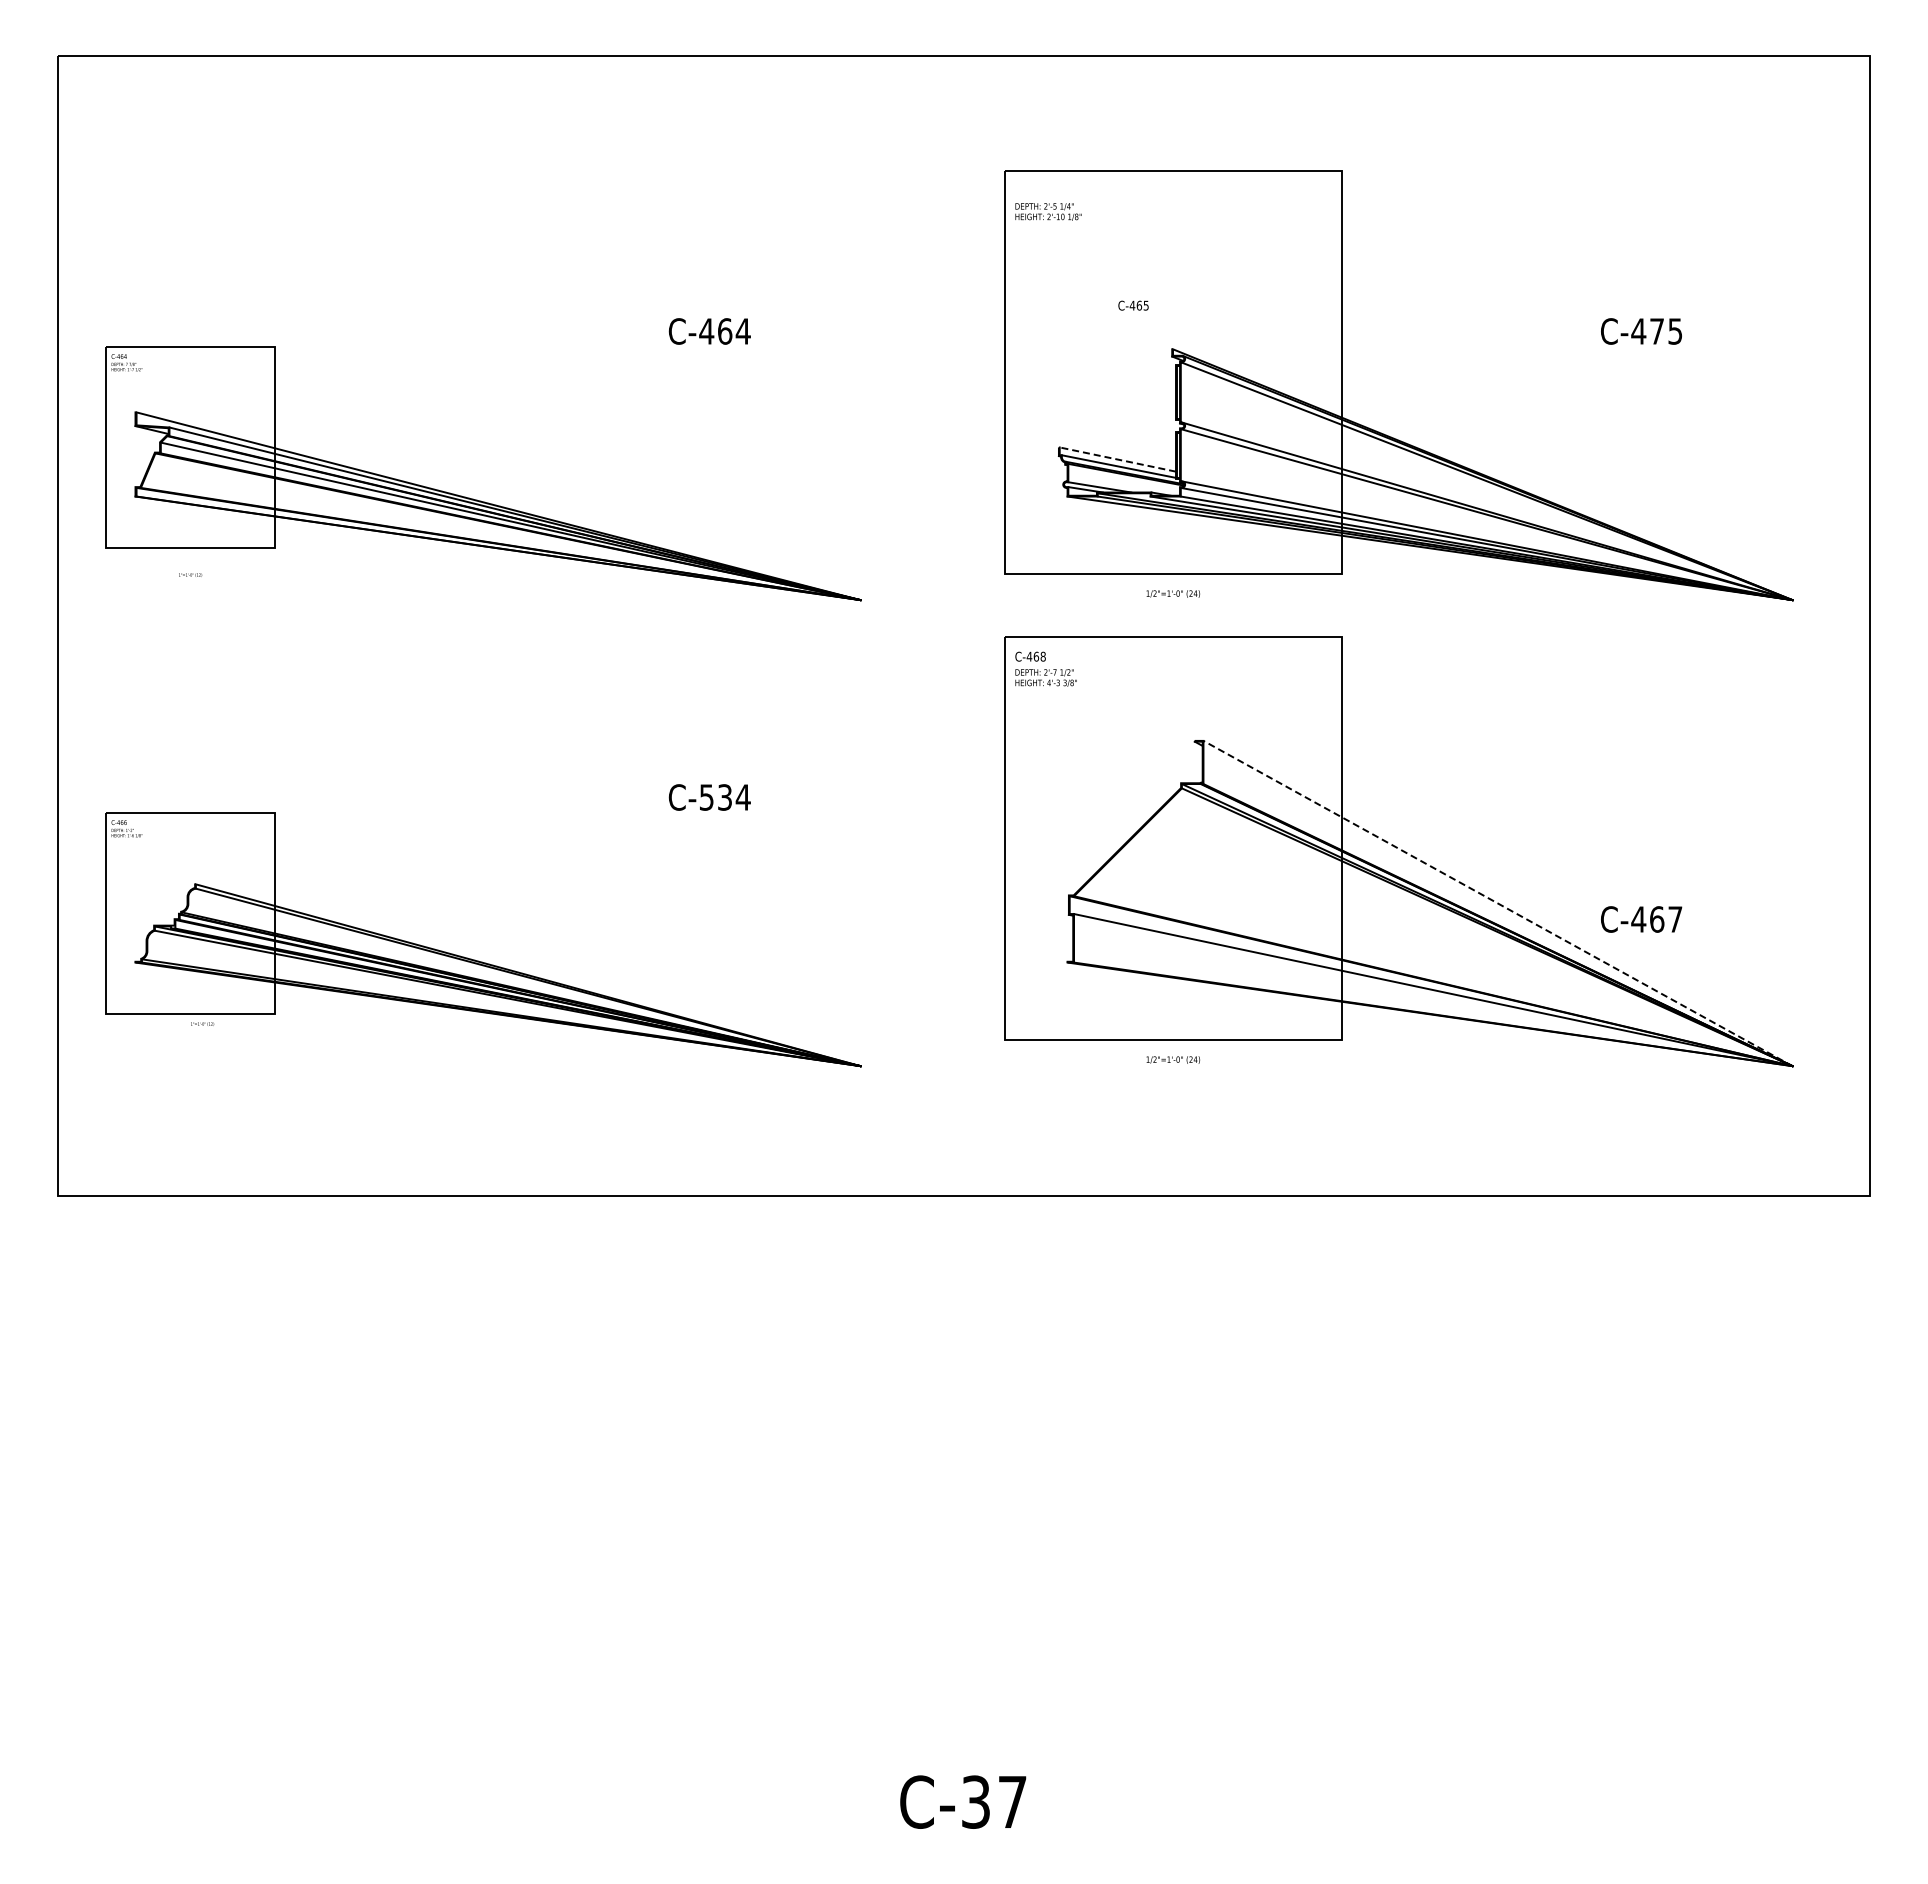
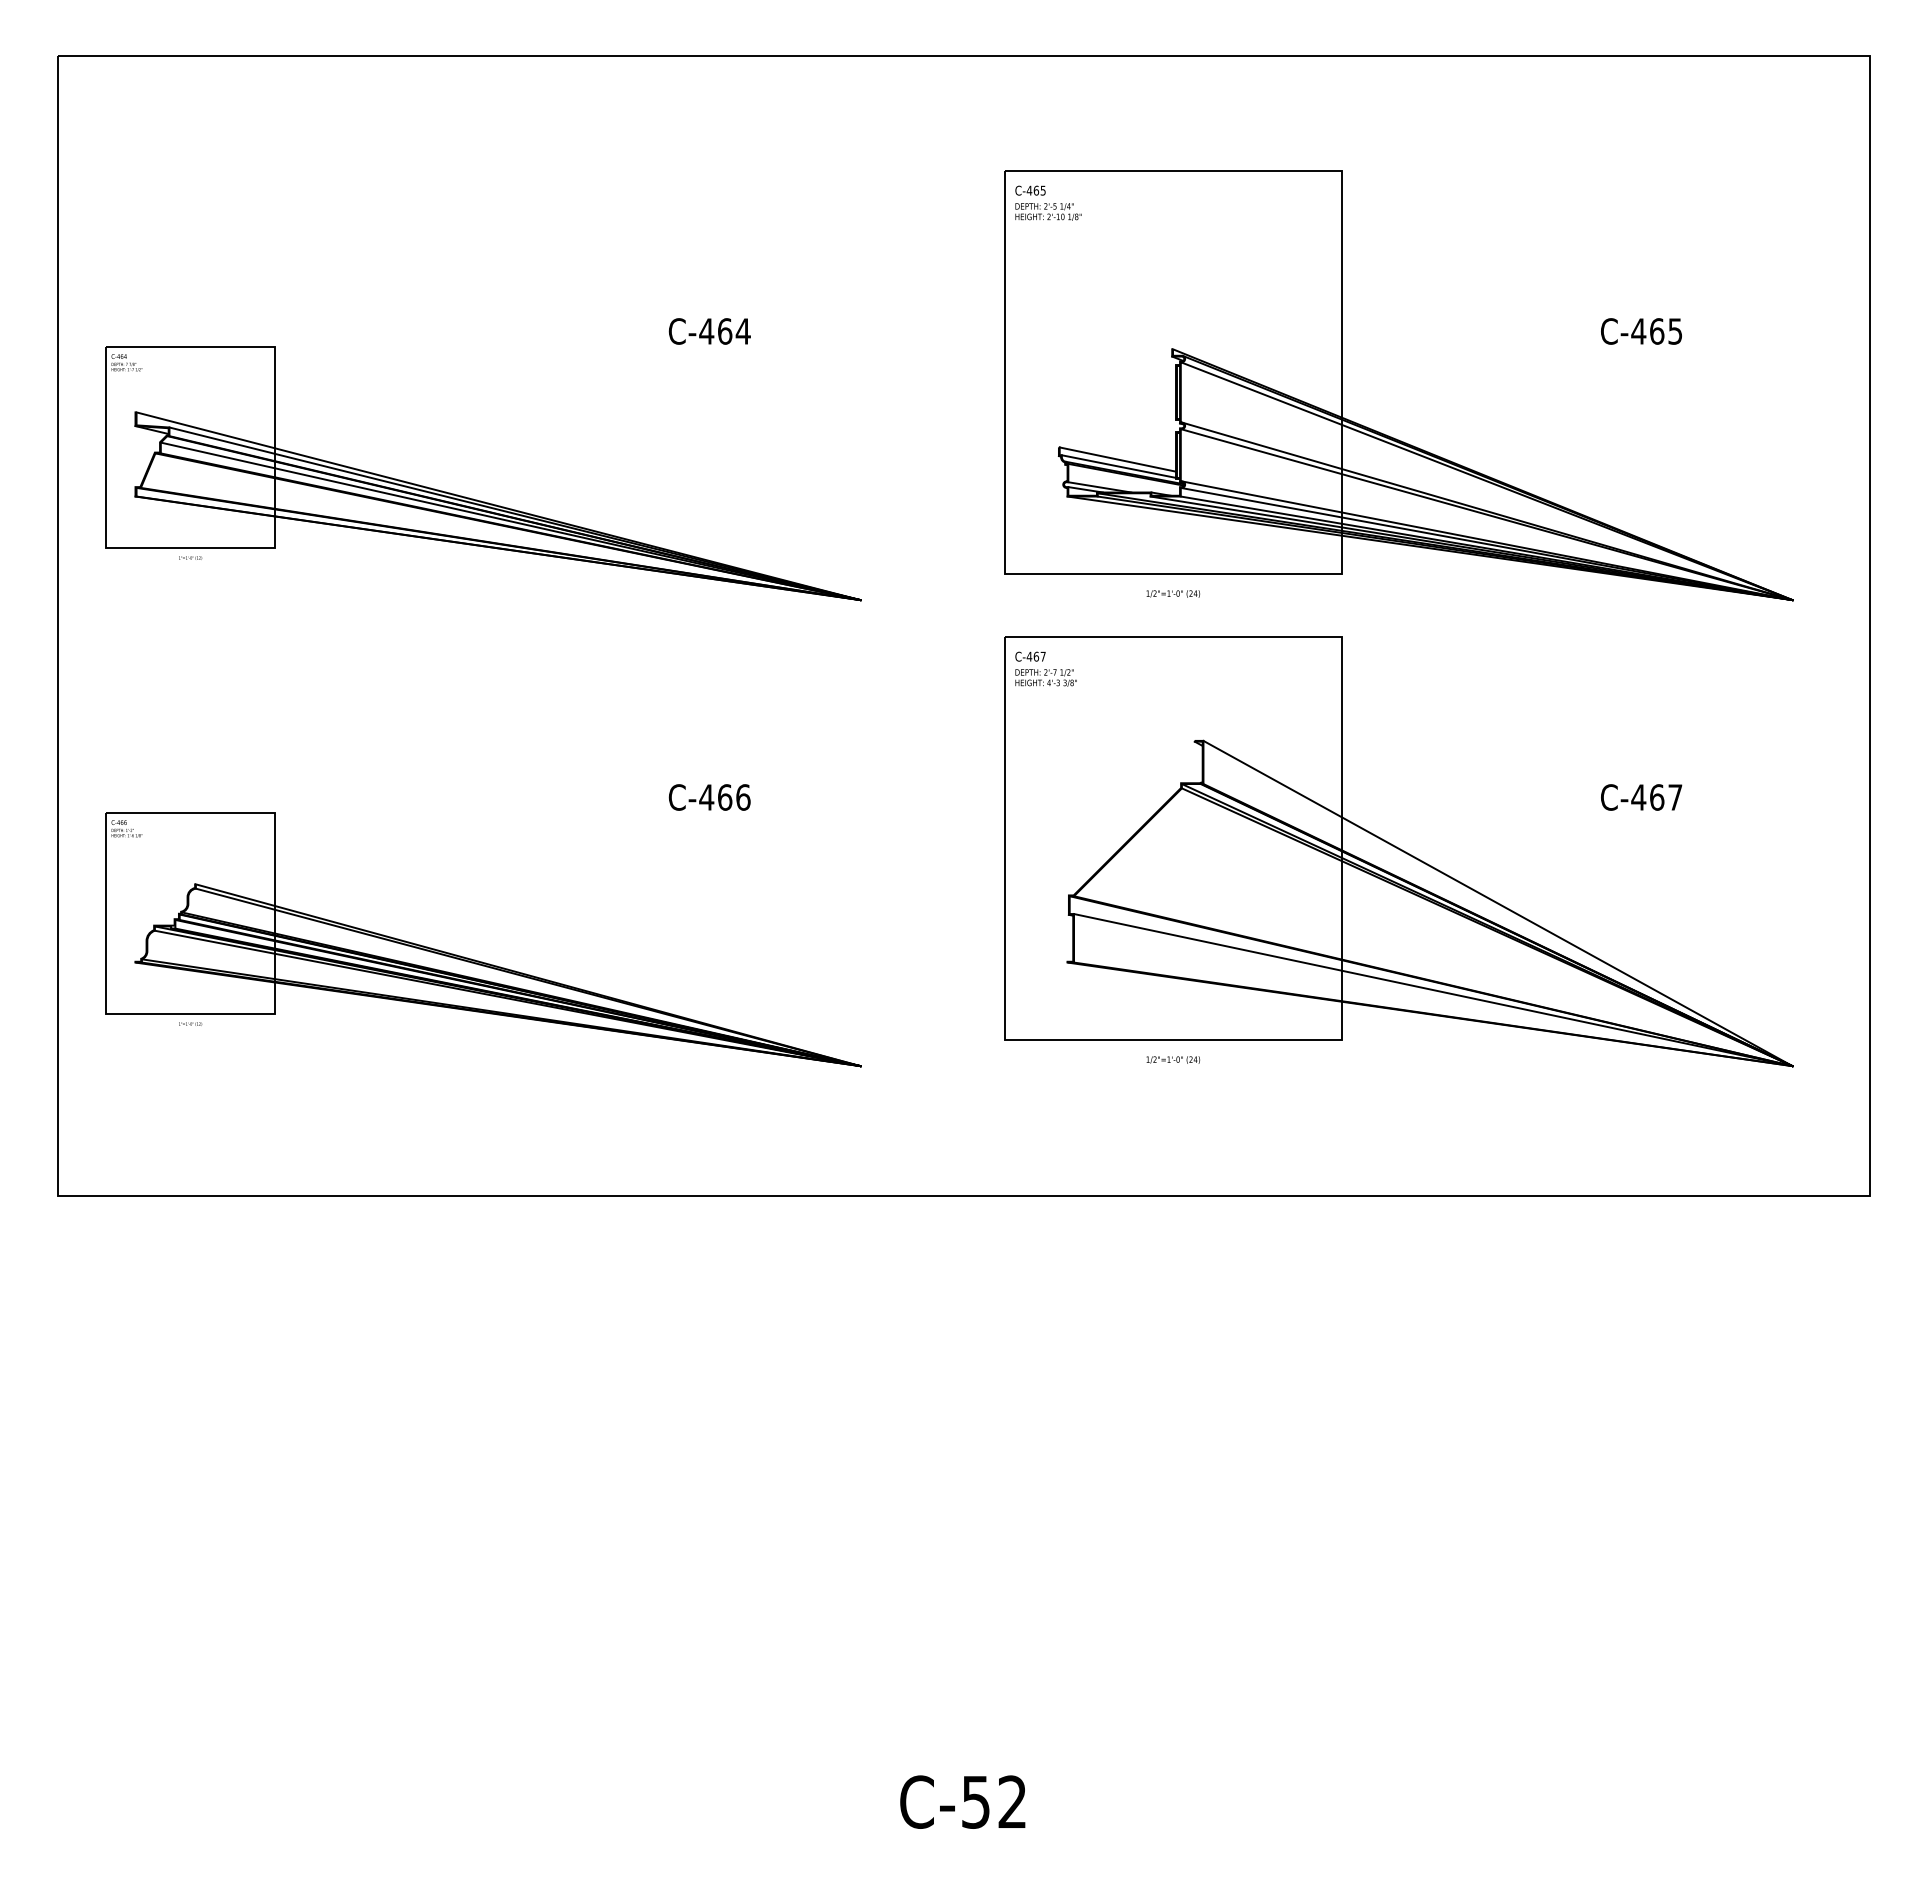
text position: (1133, 305) -> (1030, 190) (1030, 190)
text: C-475 -> C-465 (1657, 331)
line: dashed -> solid (1117, 459)
text position: (190, 574) -> (190, 557) (190, 557)
text: C-468 -> C-467 (1042, 656)
text: C-534 -> C-466 (724, 797)
line: dashed -> solid (1497, 903)
text position: (1641, 919) -> (1641, 797) (1641, 797)
text position: (202, 1023) -> (190, 1023) (190, 1023)
text: C-37 -> C-52 (994, 1801)
